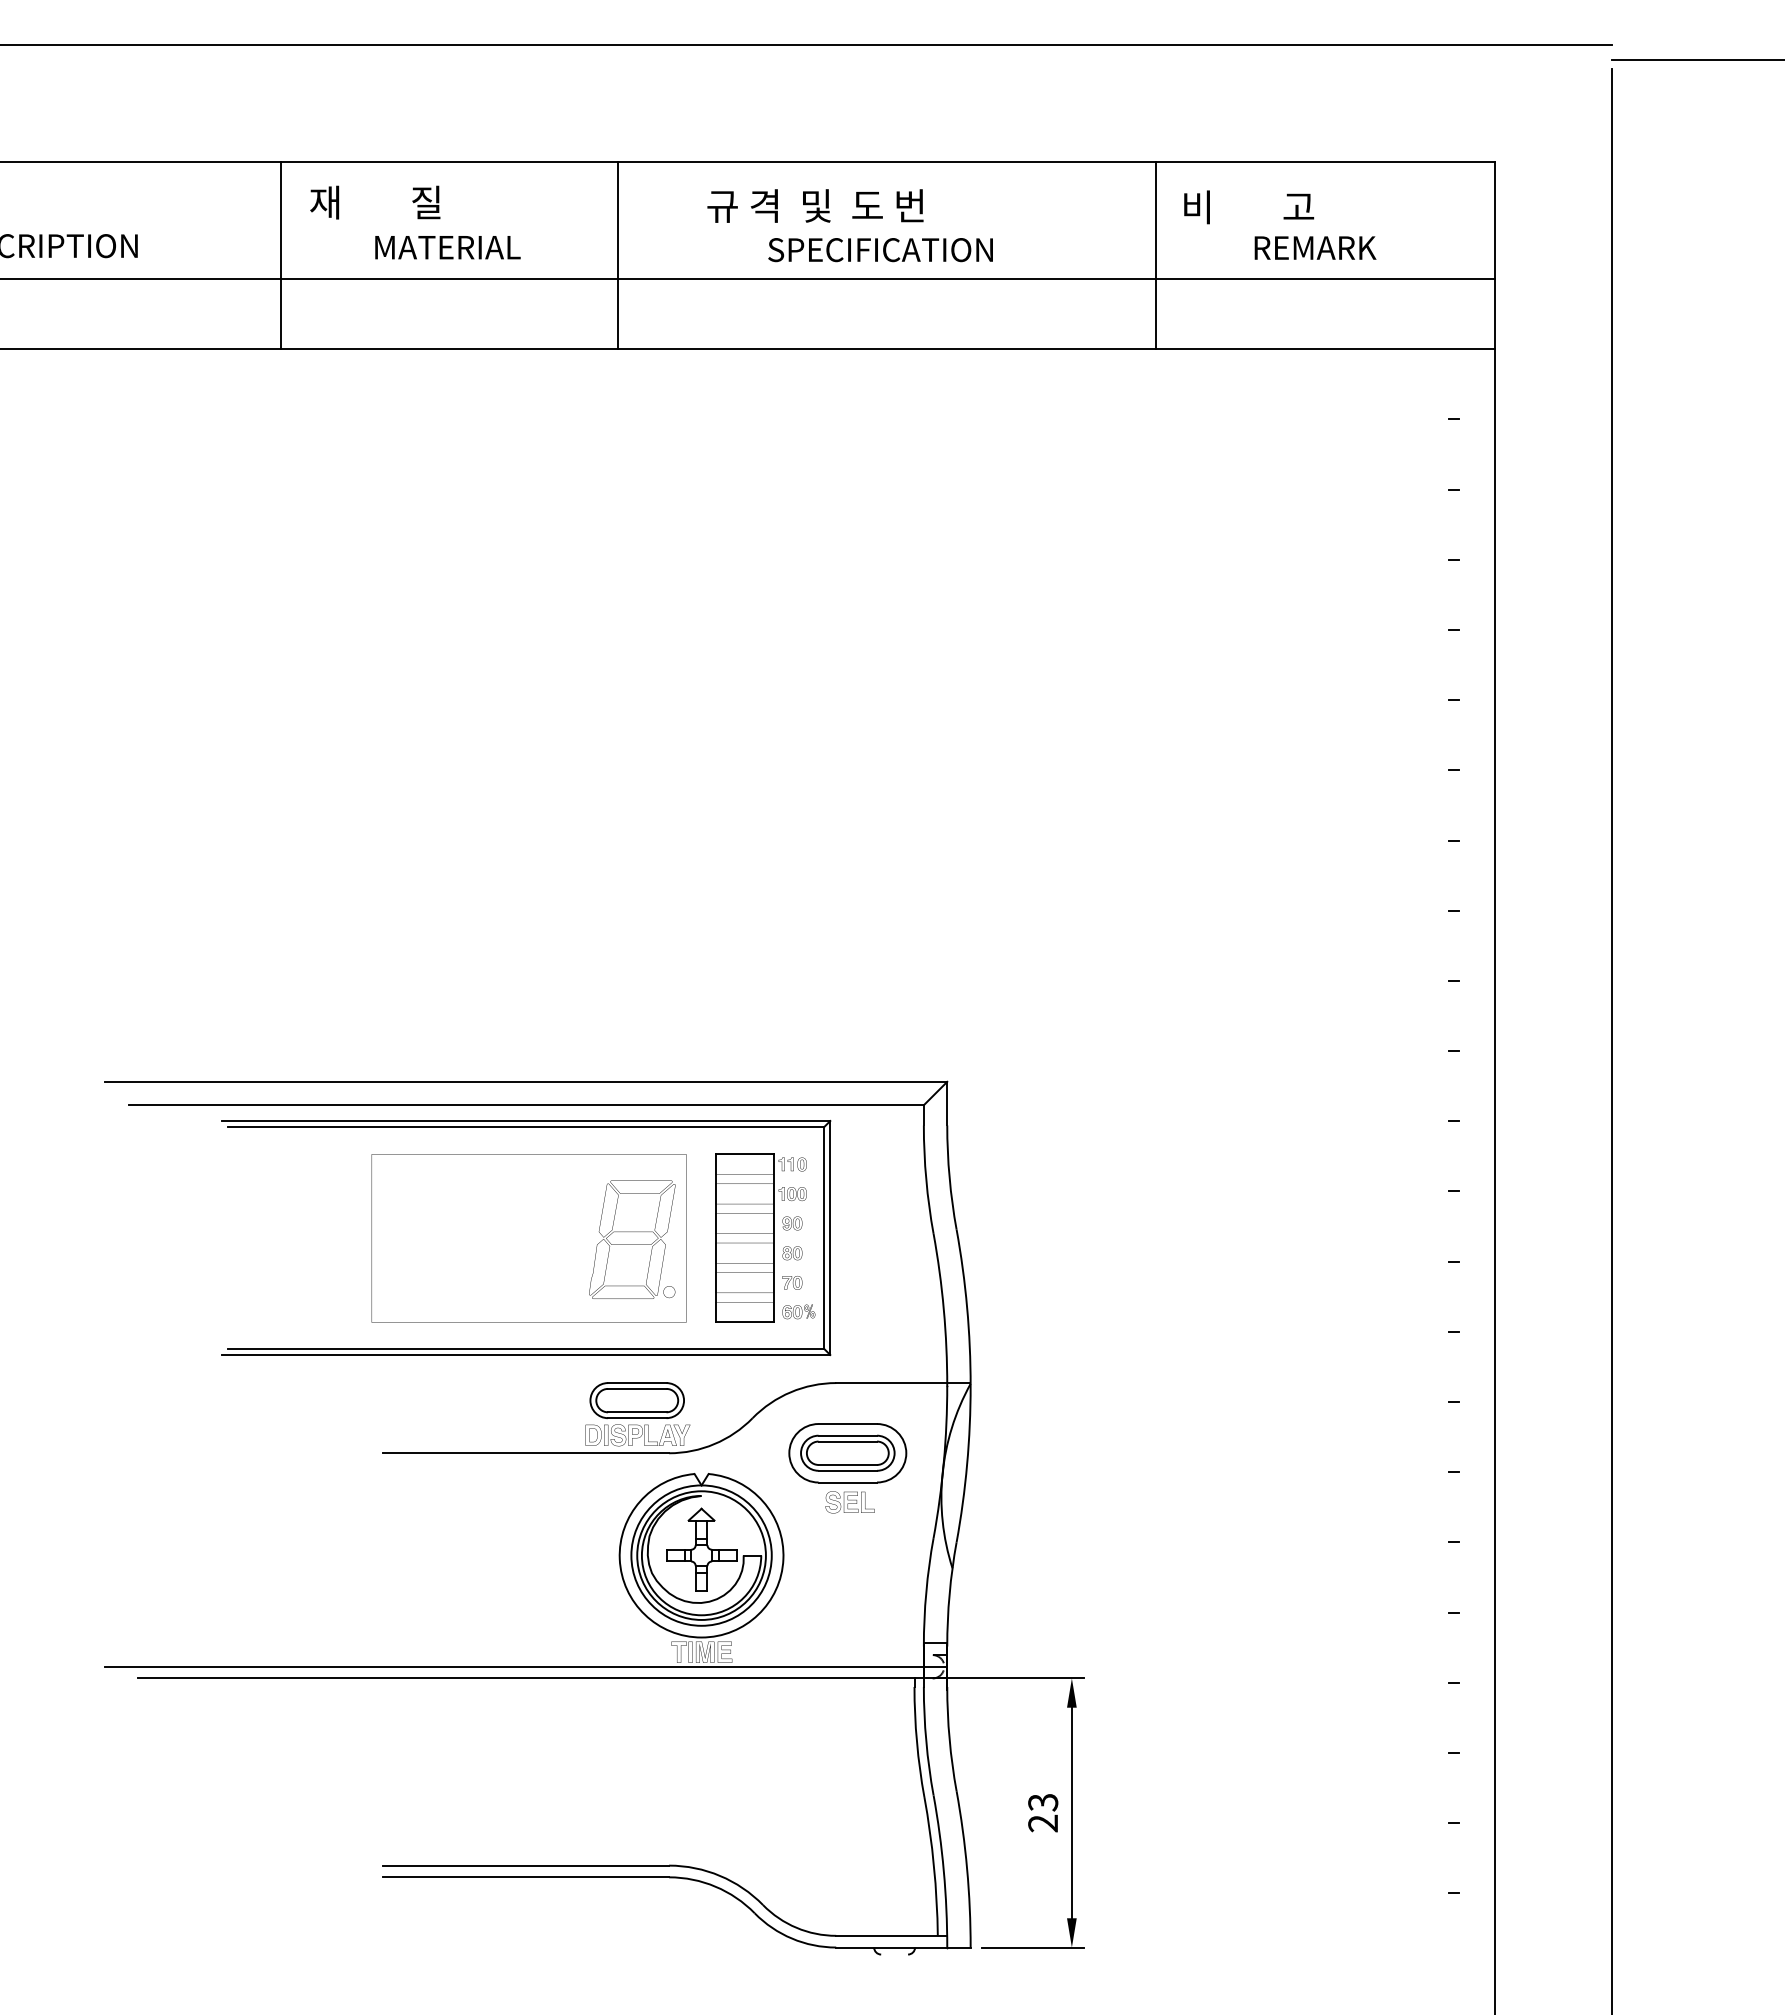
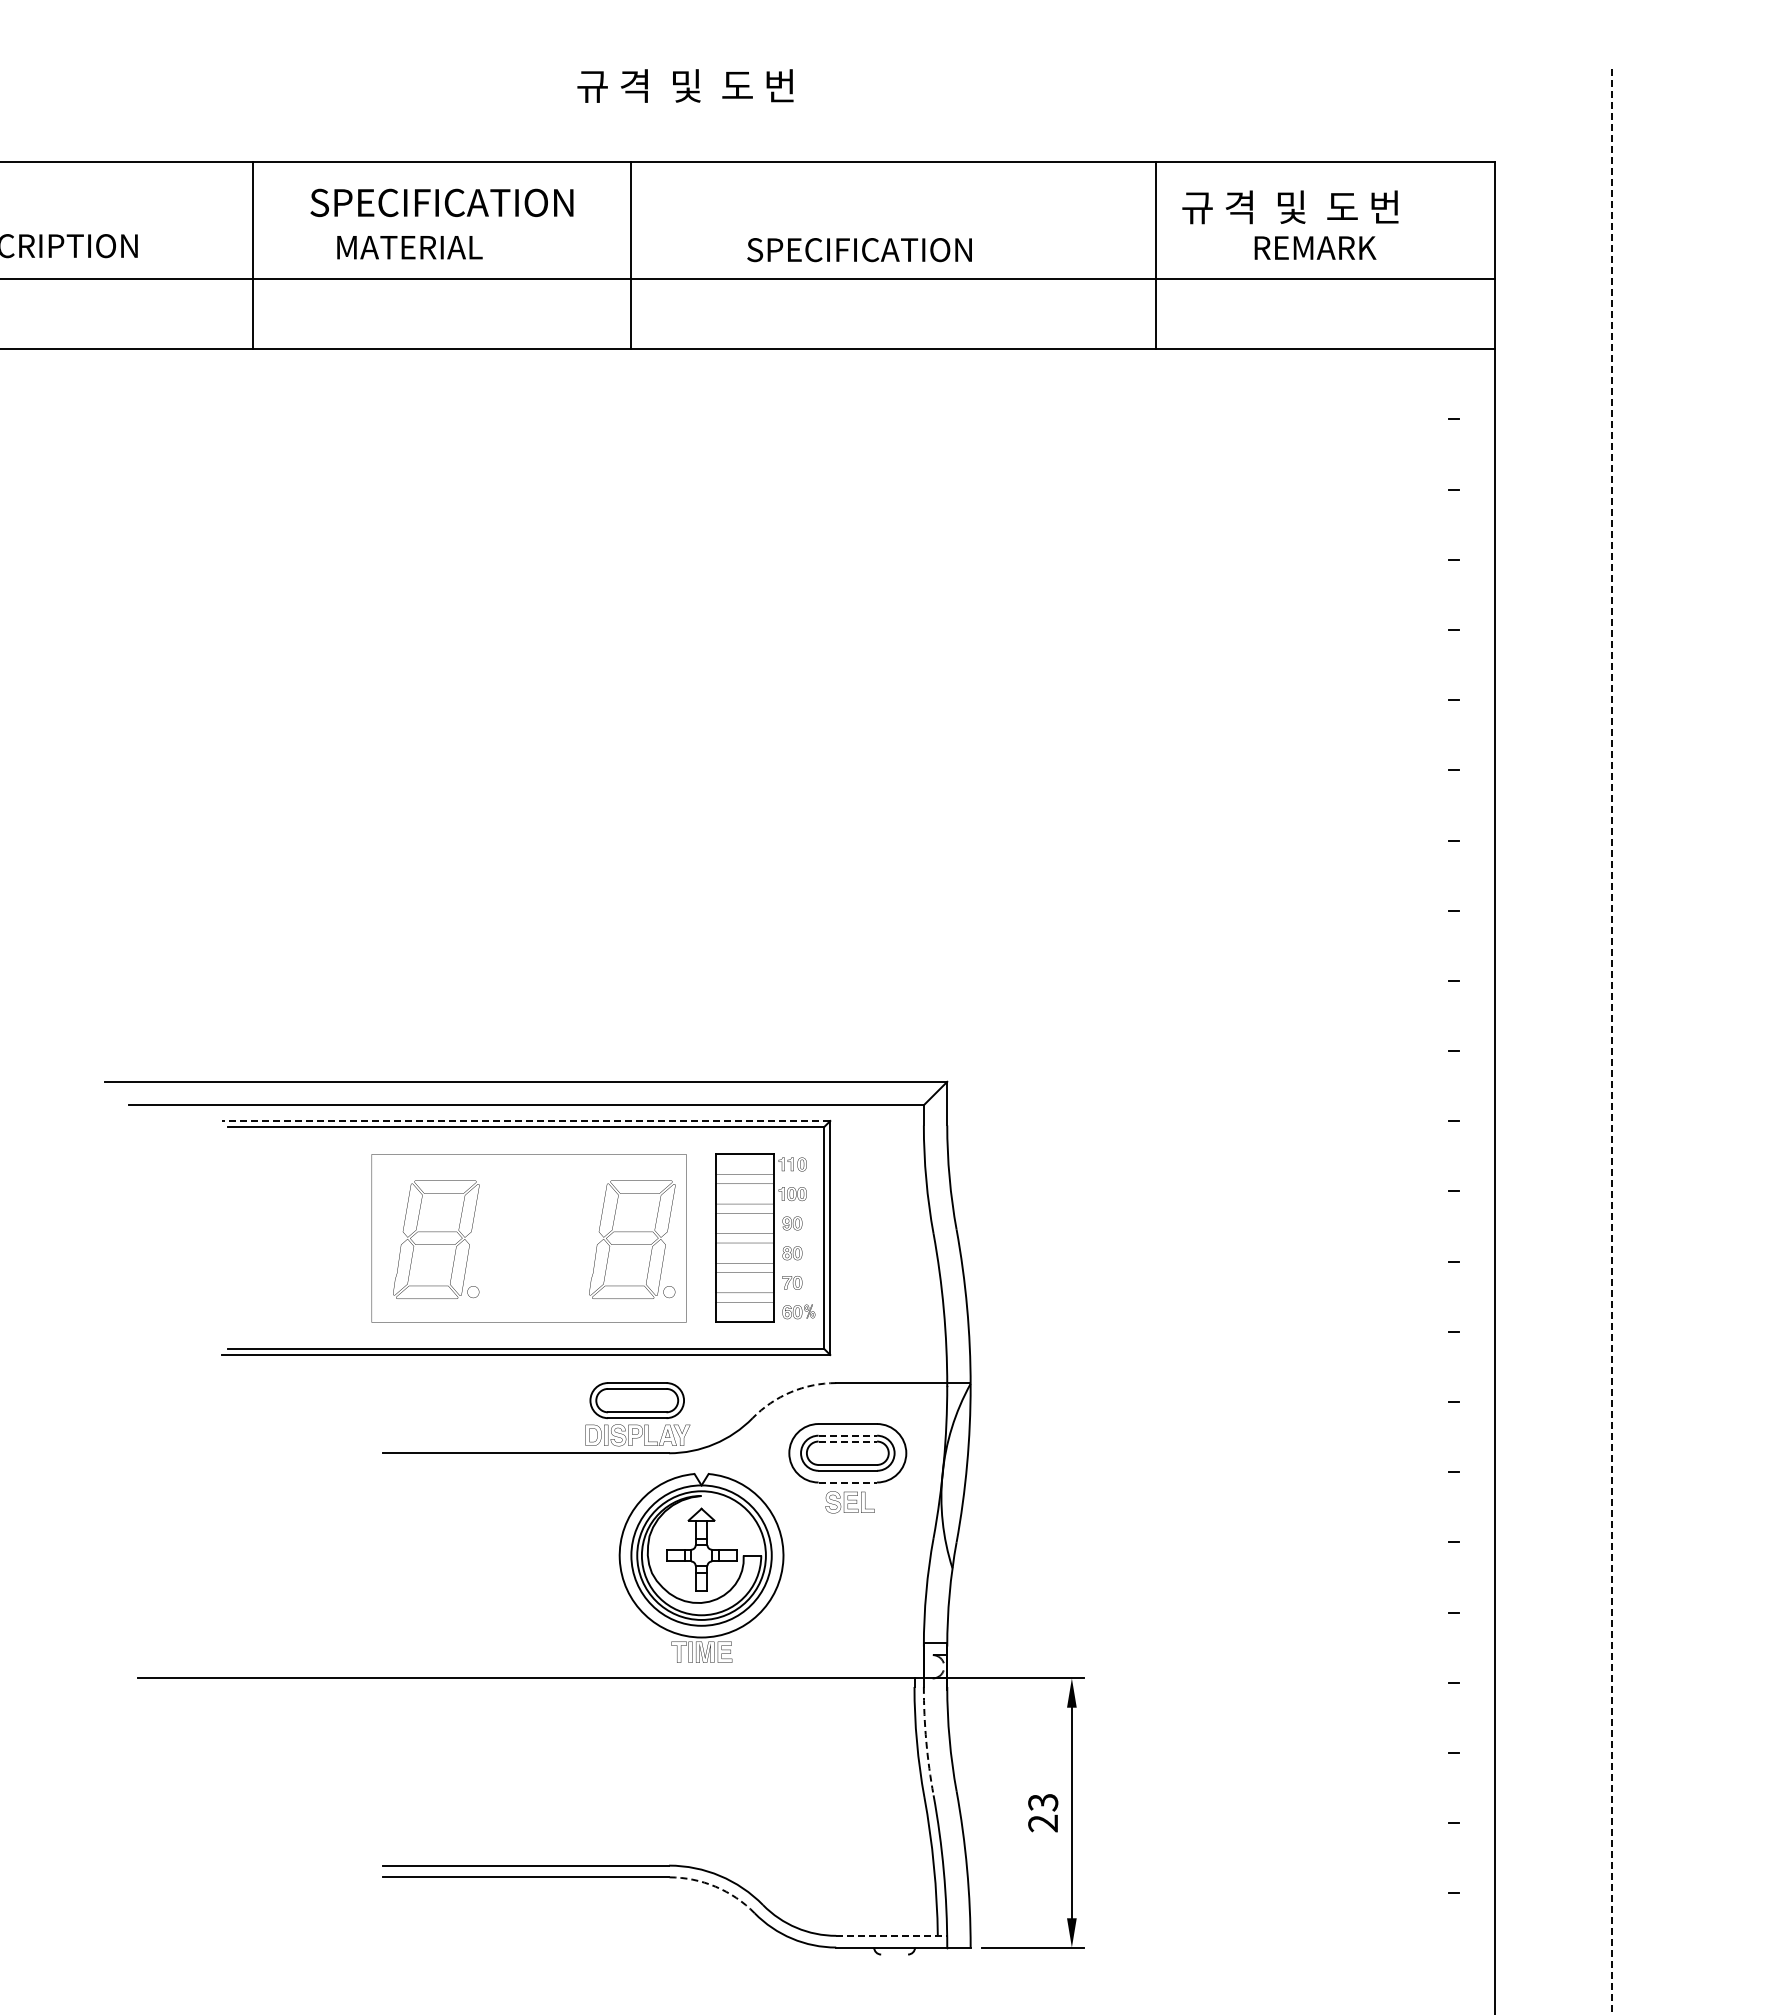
line: present -> none (807, 45)
line: present -> none (1696, 60)
text: 재        질 -> SPECIFICATION (441, 202)
text position: (815, 205) -> (685, 85) (685, 85)
text: 비        고 -> 규 격  및  도 번 (1290, 207)
text position: (447, 247) -> (409, 247) (409, 247)
text position: (880, 250) -> (859, 250) (859, 250)
line position: (281, 255) -> (253, 255) (253, 255)
line position: (617, 255) -> (630, 255) (630, 255)
line: solid -> dashed (1612, 1041)
line: solid -> dashed (525, 1121)
part: none -> present (436, 1239)
arc: solid -> dashed (790, 1392)
line: solid -> dashed (848, 1435)
line: solid -> dashed (848, 1441)
line: solid -> dashed (848, 1482)
line: present -> none (525, 1666)
arc: solid -> dashed (926, 1741)
arc: solid -> dashed (715, 1886)
line: solid -> dashed (892, 1935)
